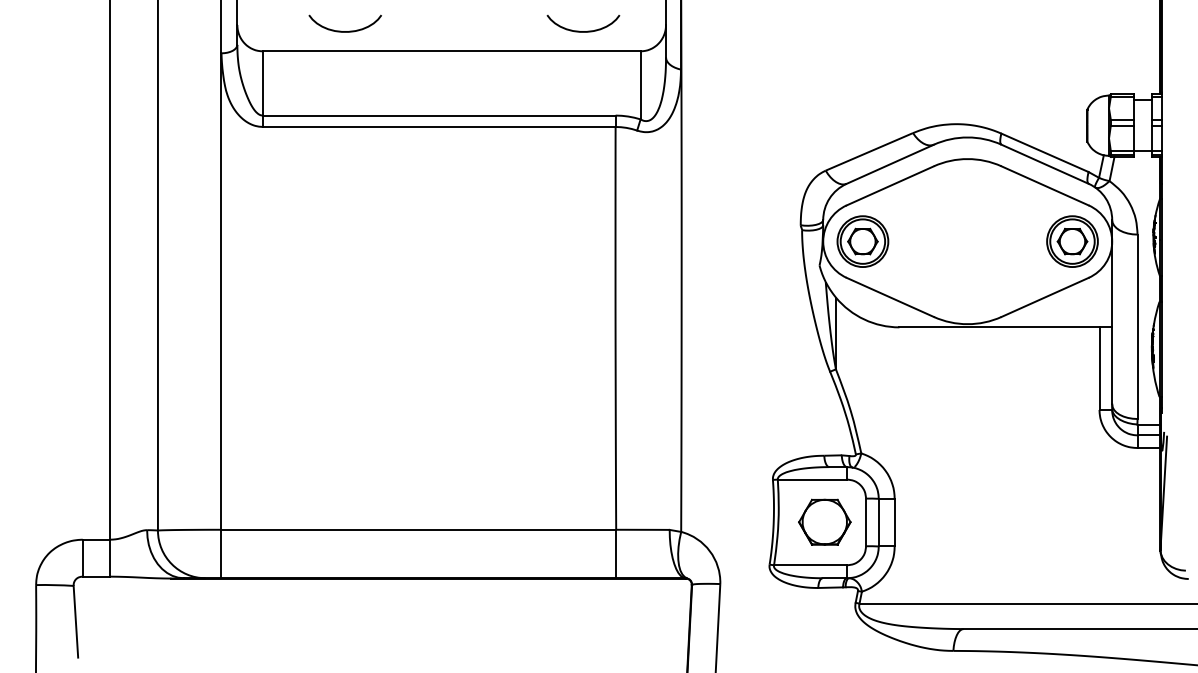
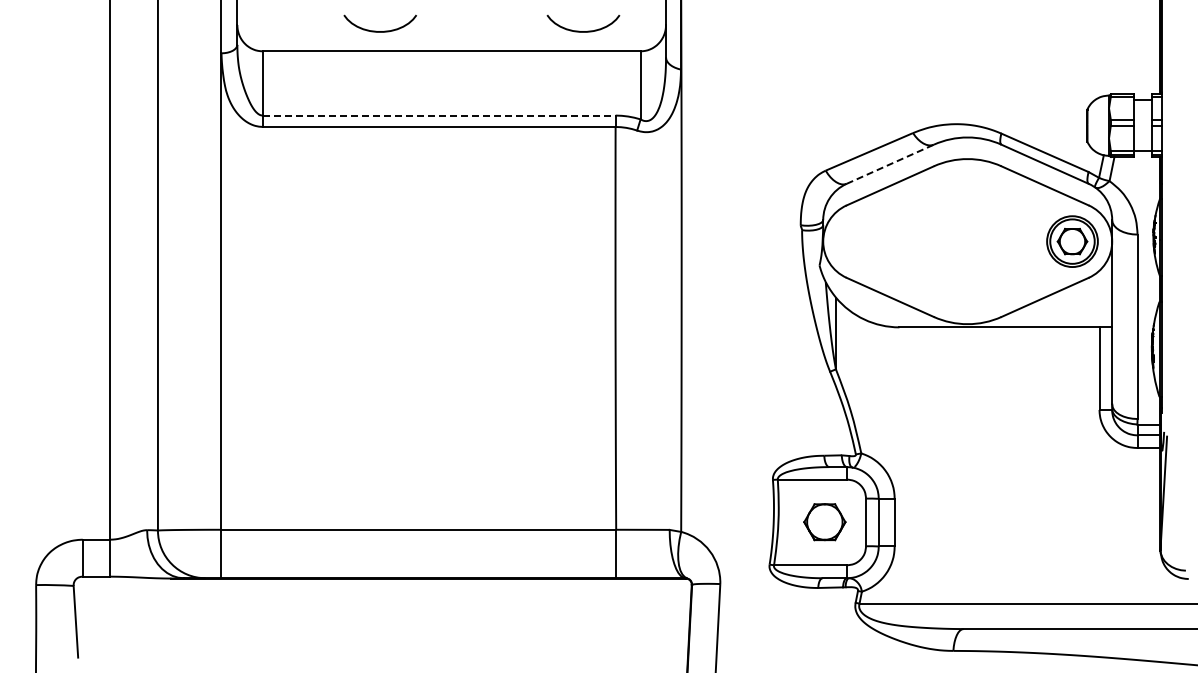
curve position: (344, 31) -> (379, 31) (379, 31)
line: solid -> dashed (439, 115)
line: solid -> dashed (890, 164)
part: present -> none (862, 241)
part size: 54x48 px -> 44x39 px (824, 522)
